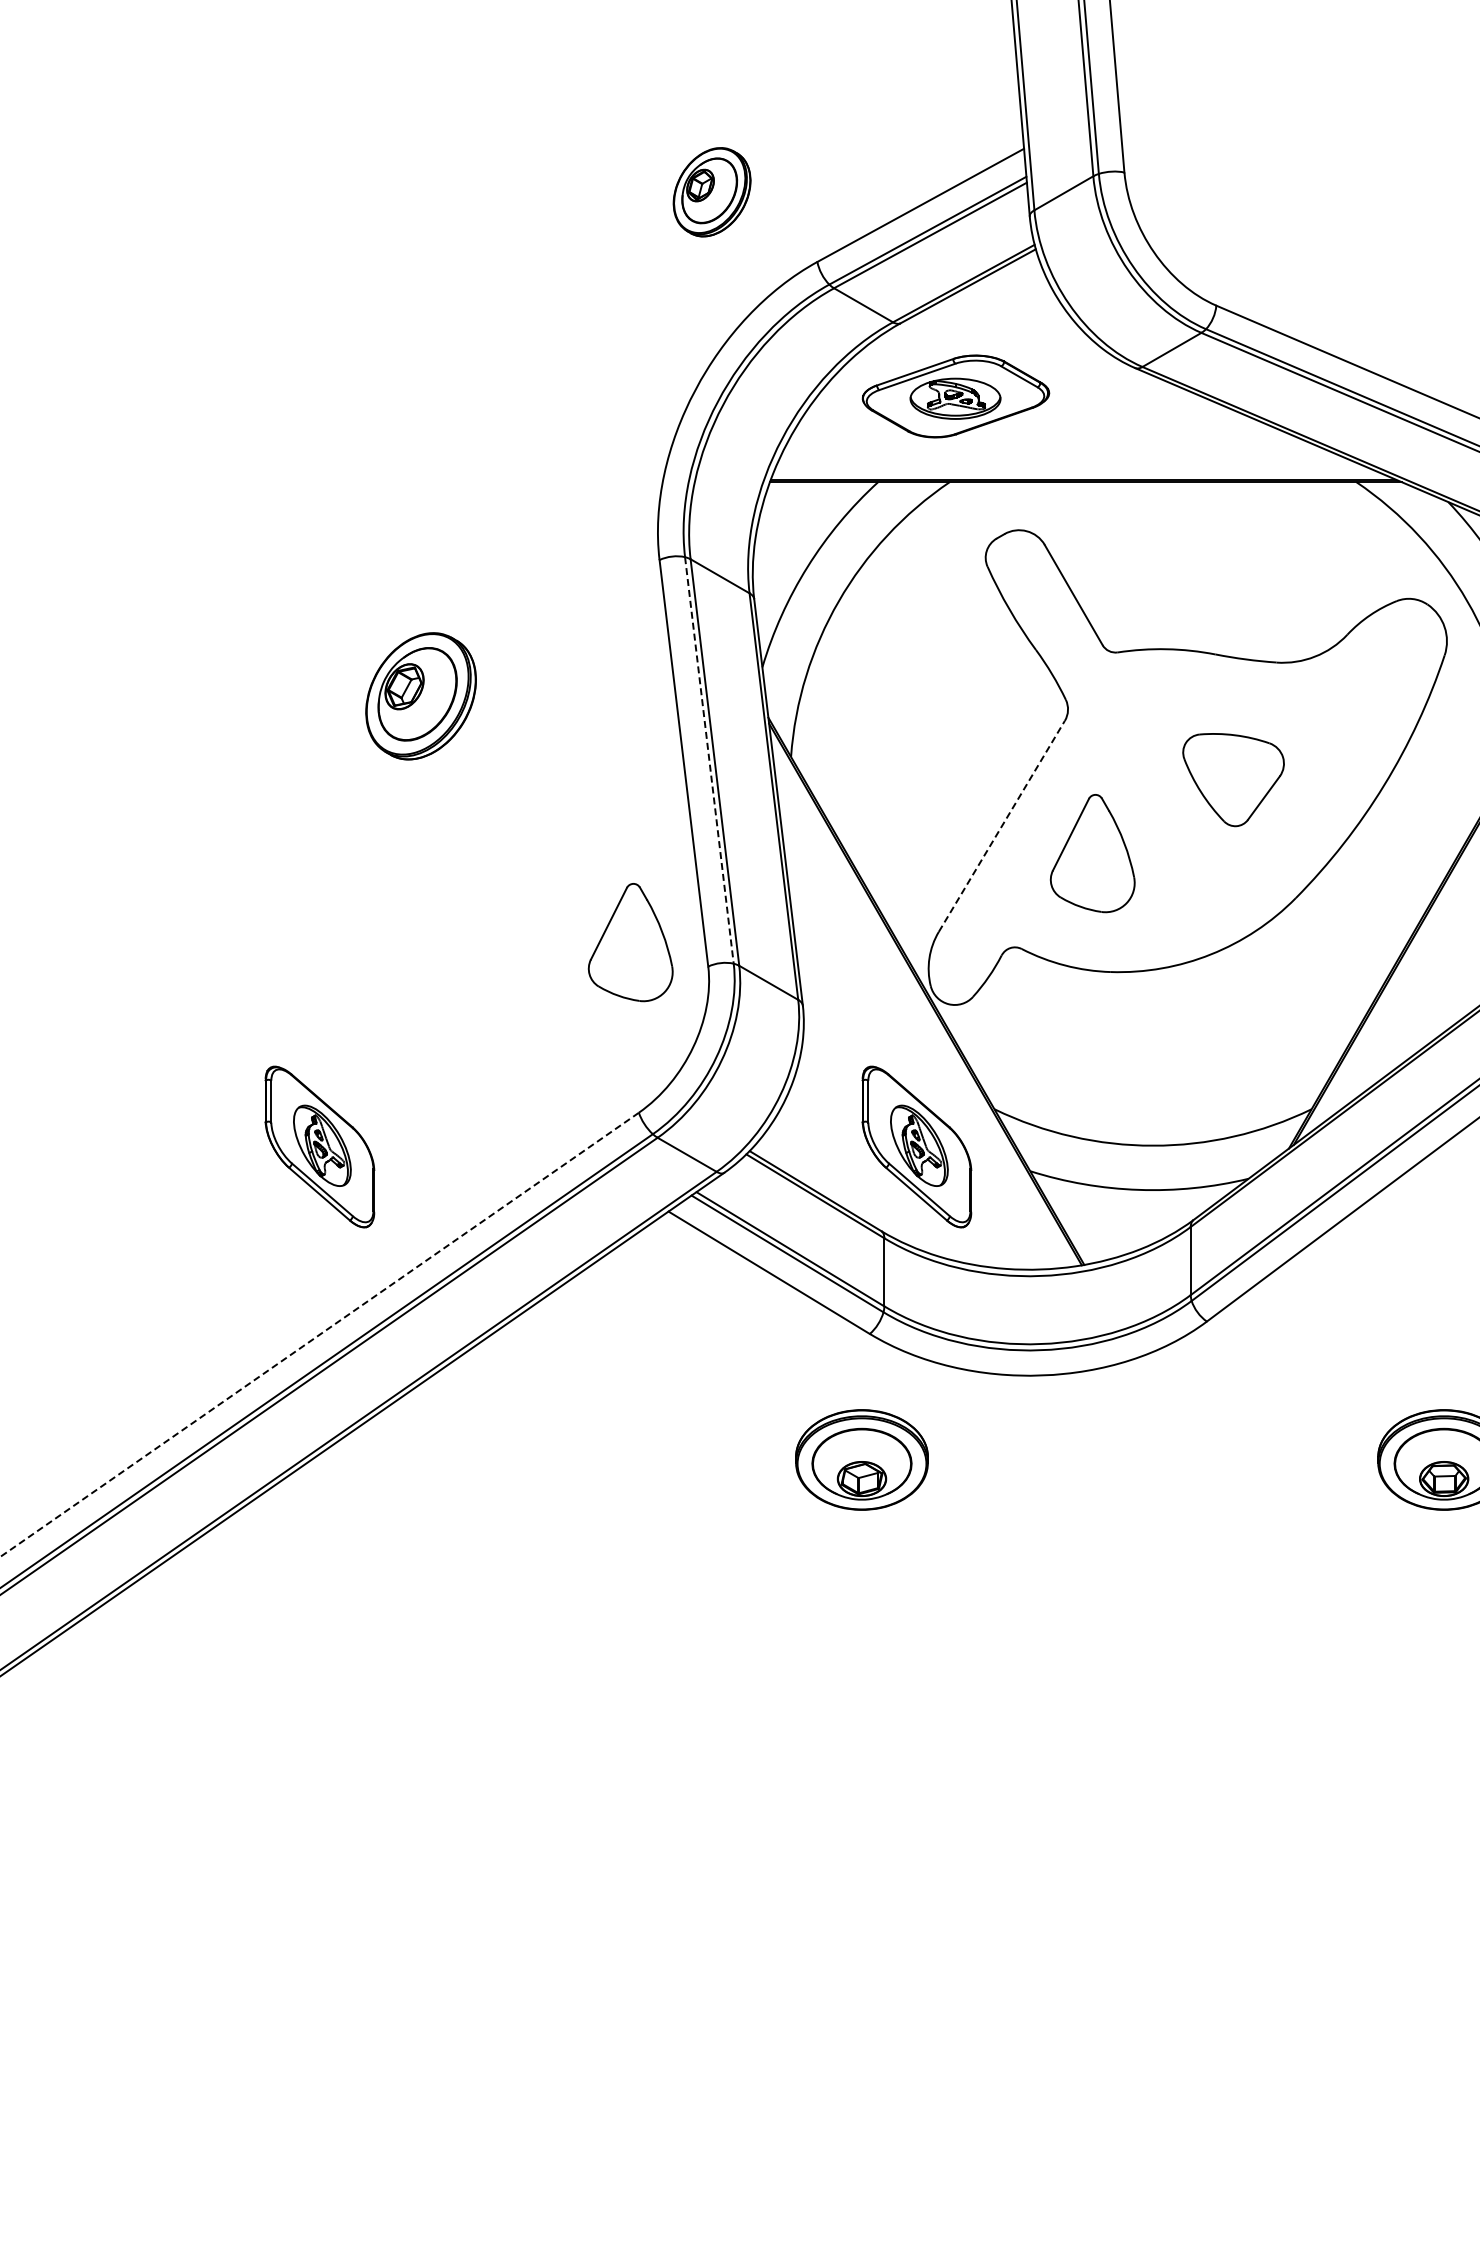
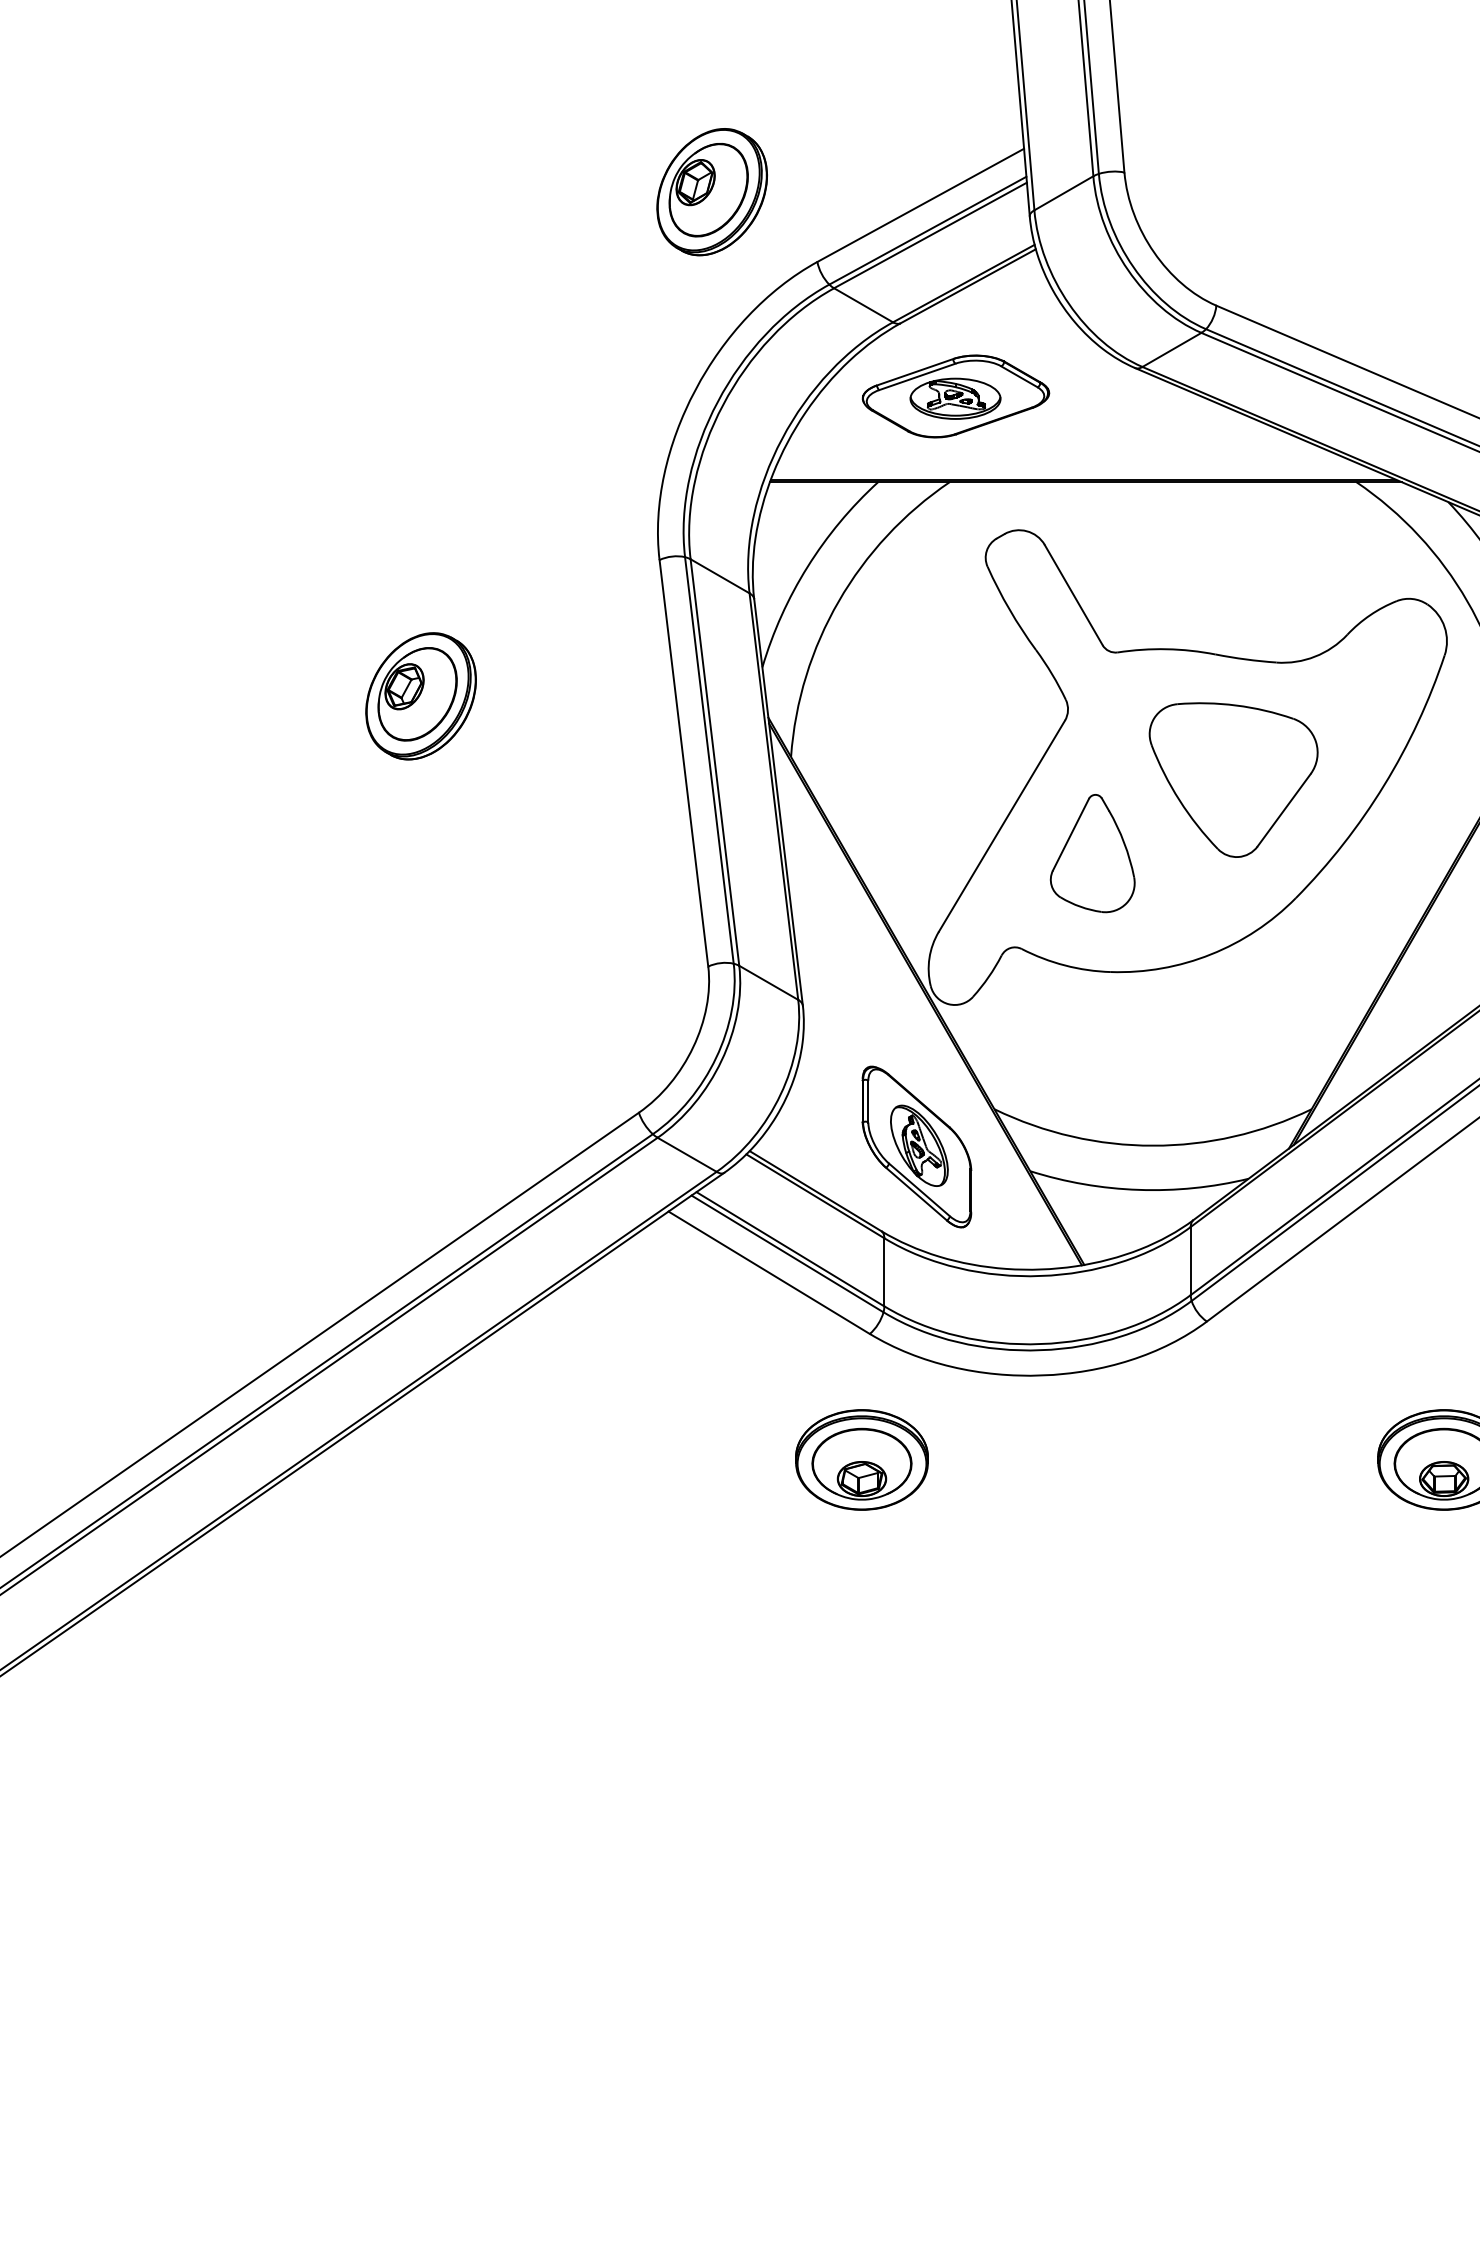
part size: 80x91 px -> 112x129 px (711, 192)
line: dashed -> solid (709, 760)
part size: 103x95 px -> 171x156 px (1233, 779)
line: dashed -> solid (1001, 826)
part: present -> none (630, 942)
part: present -> none (319, 1146)
line: dashed -> solid (319, 1334)
